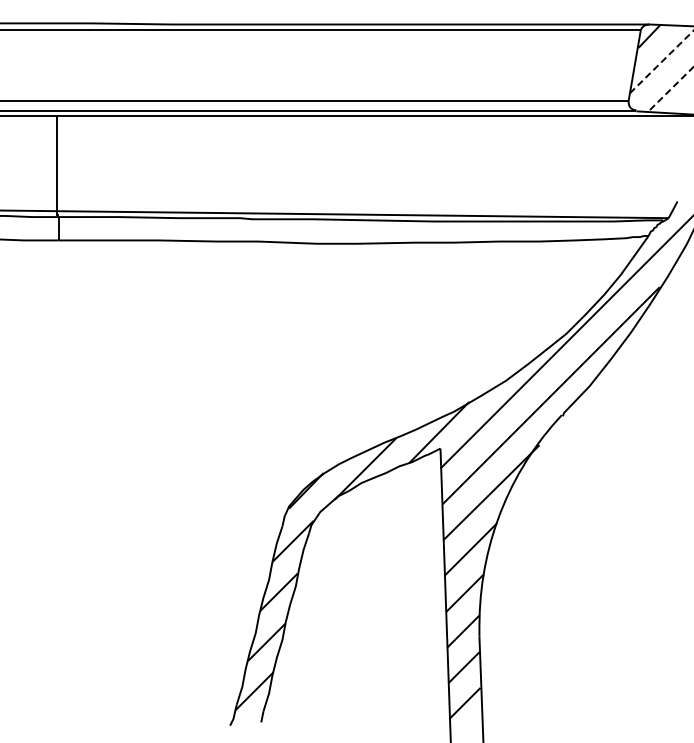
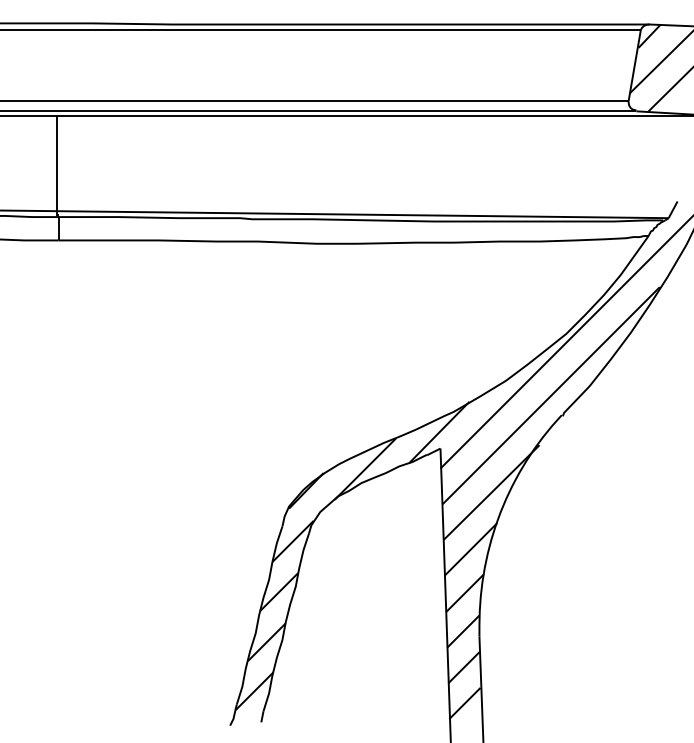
line: dashed -> solid (661, 62)
line: dashed -> solid (670, 89)
